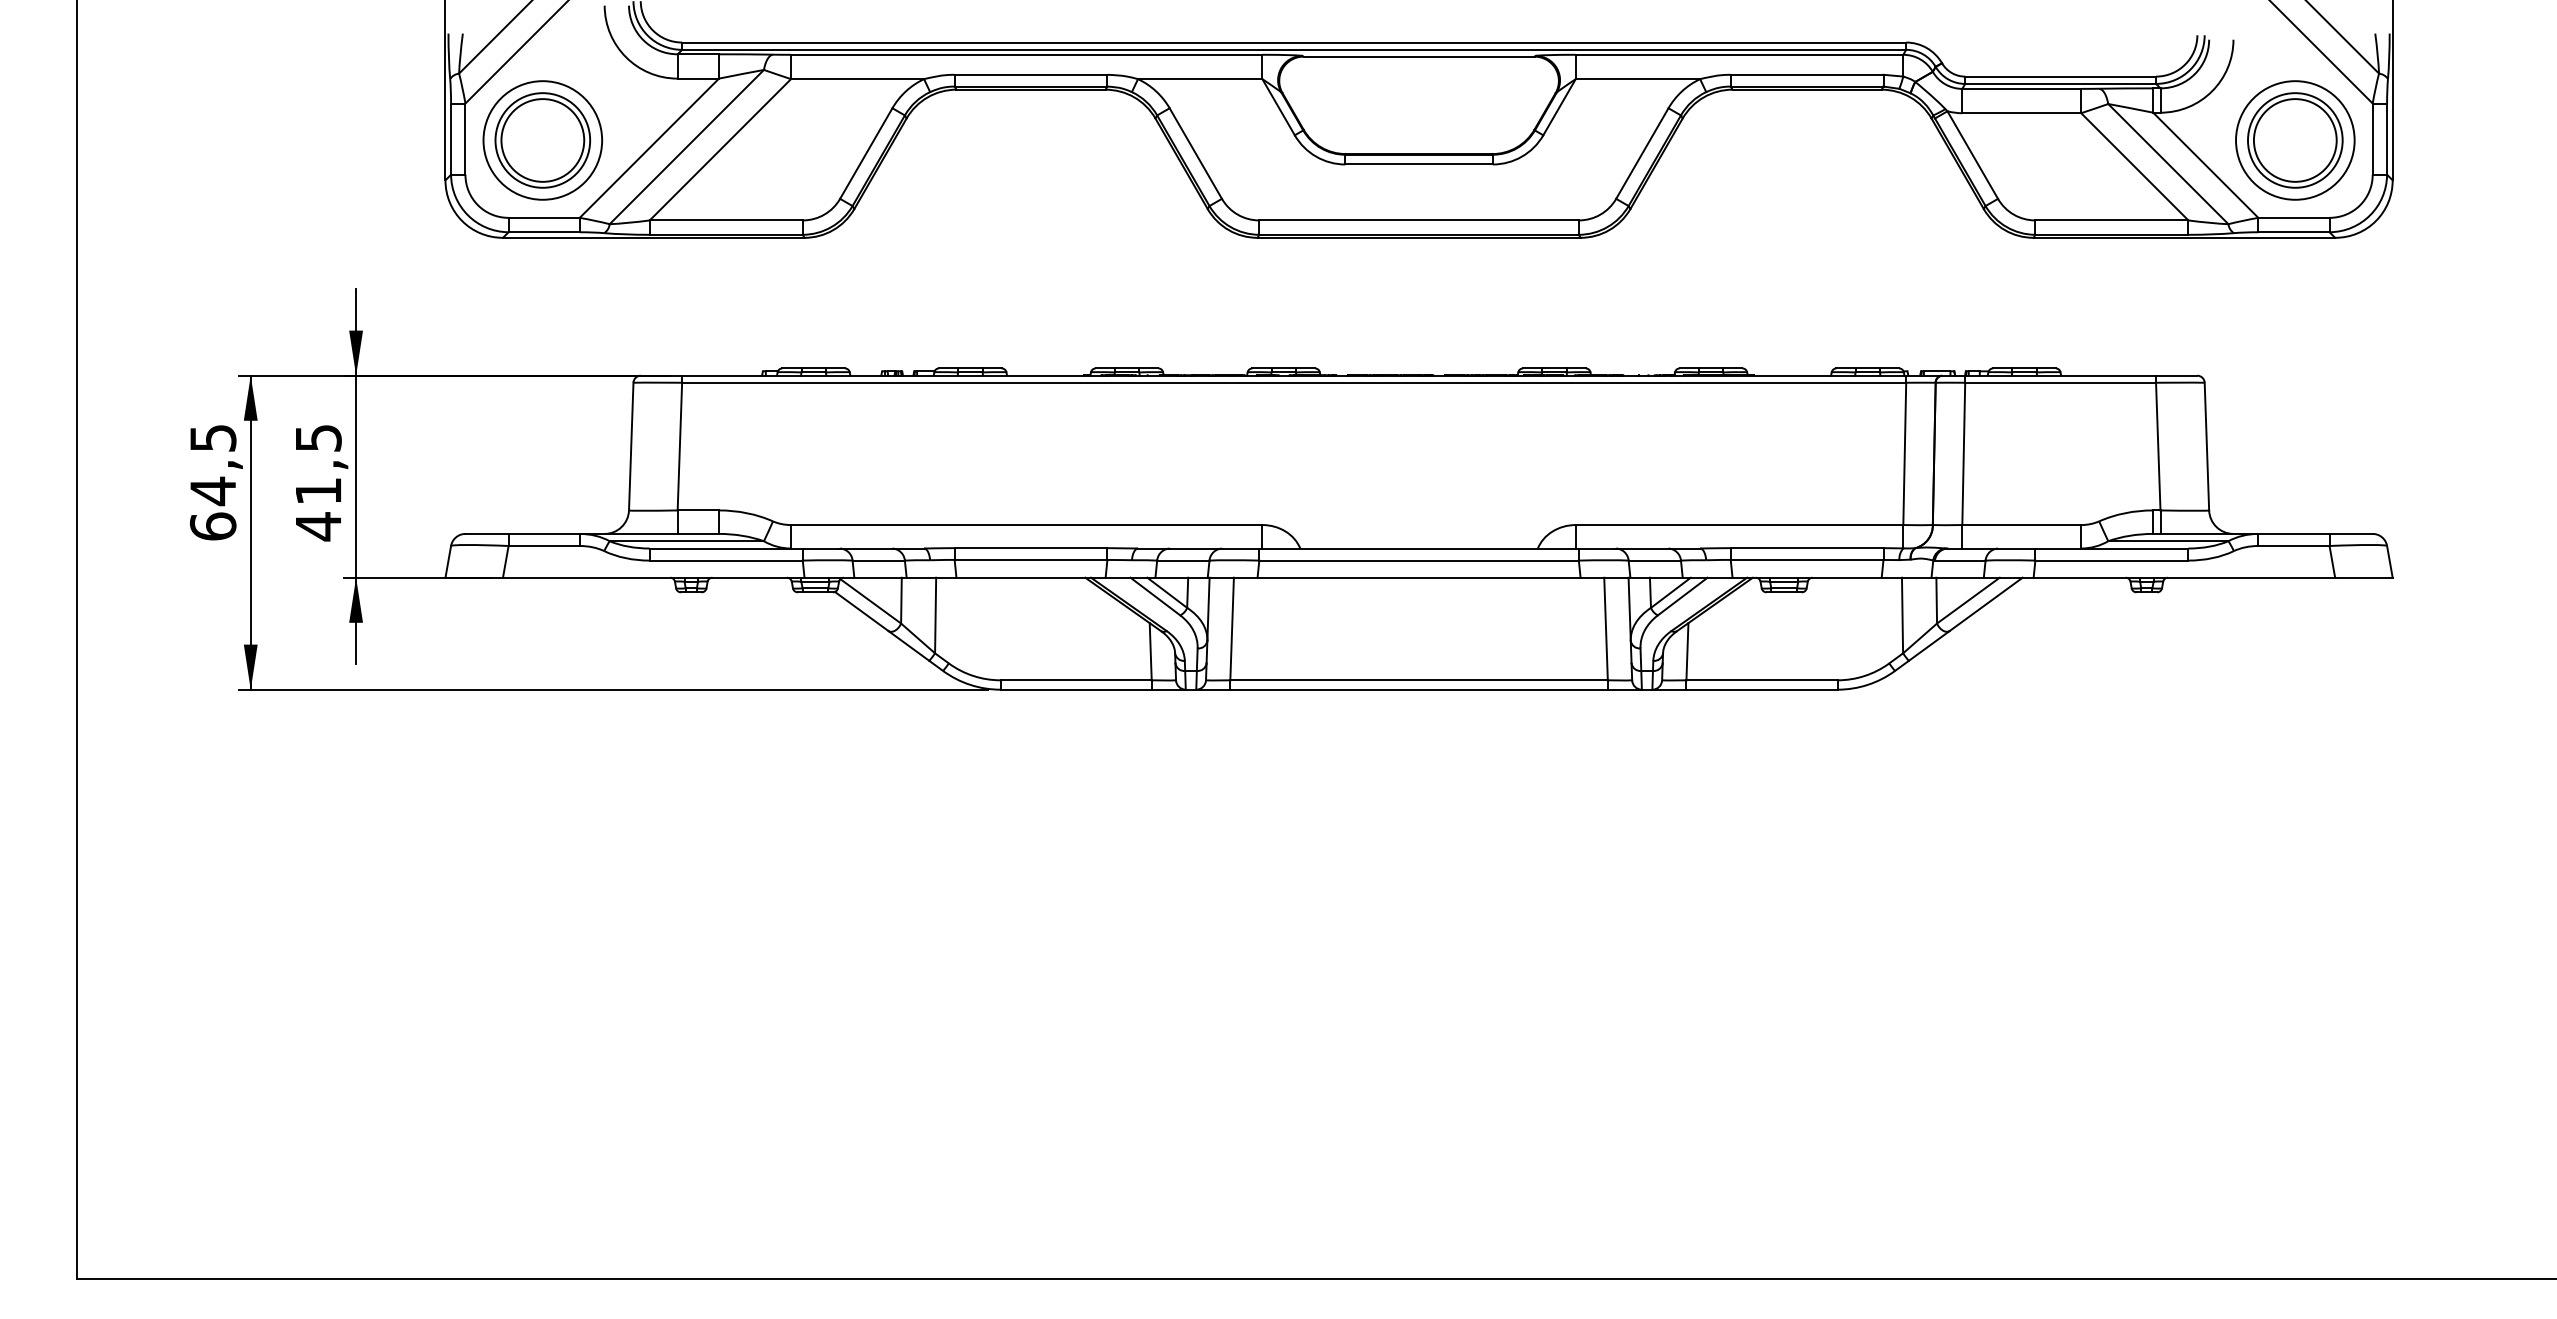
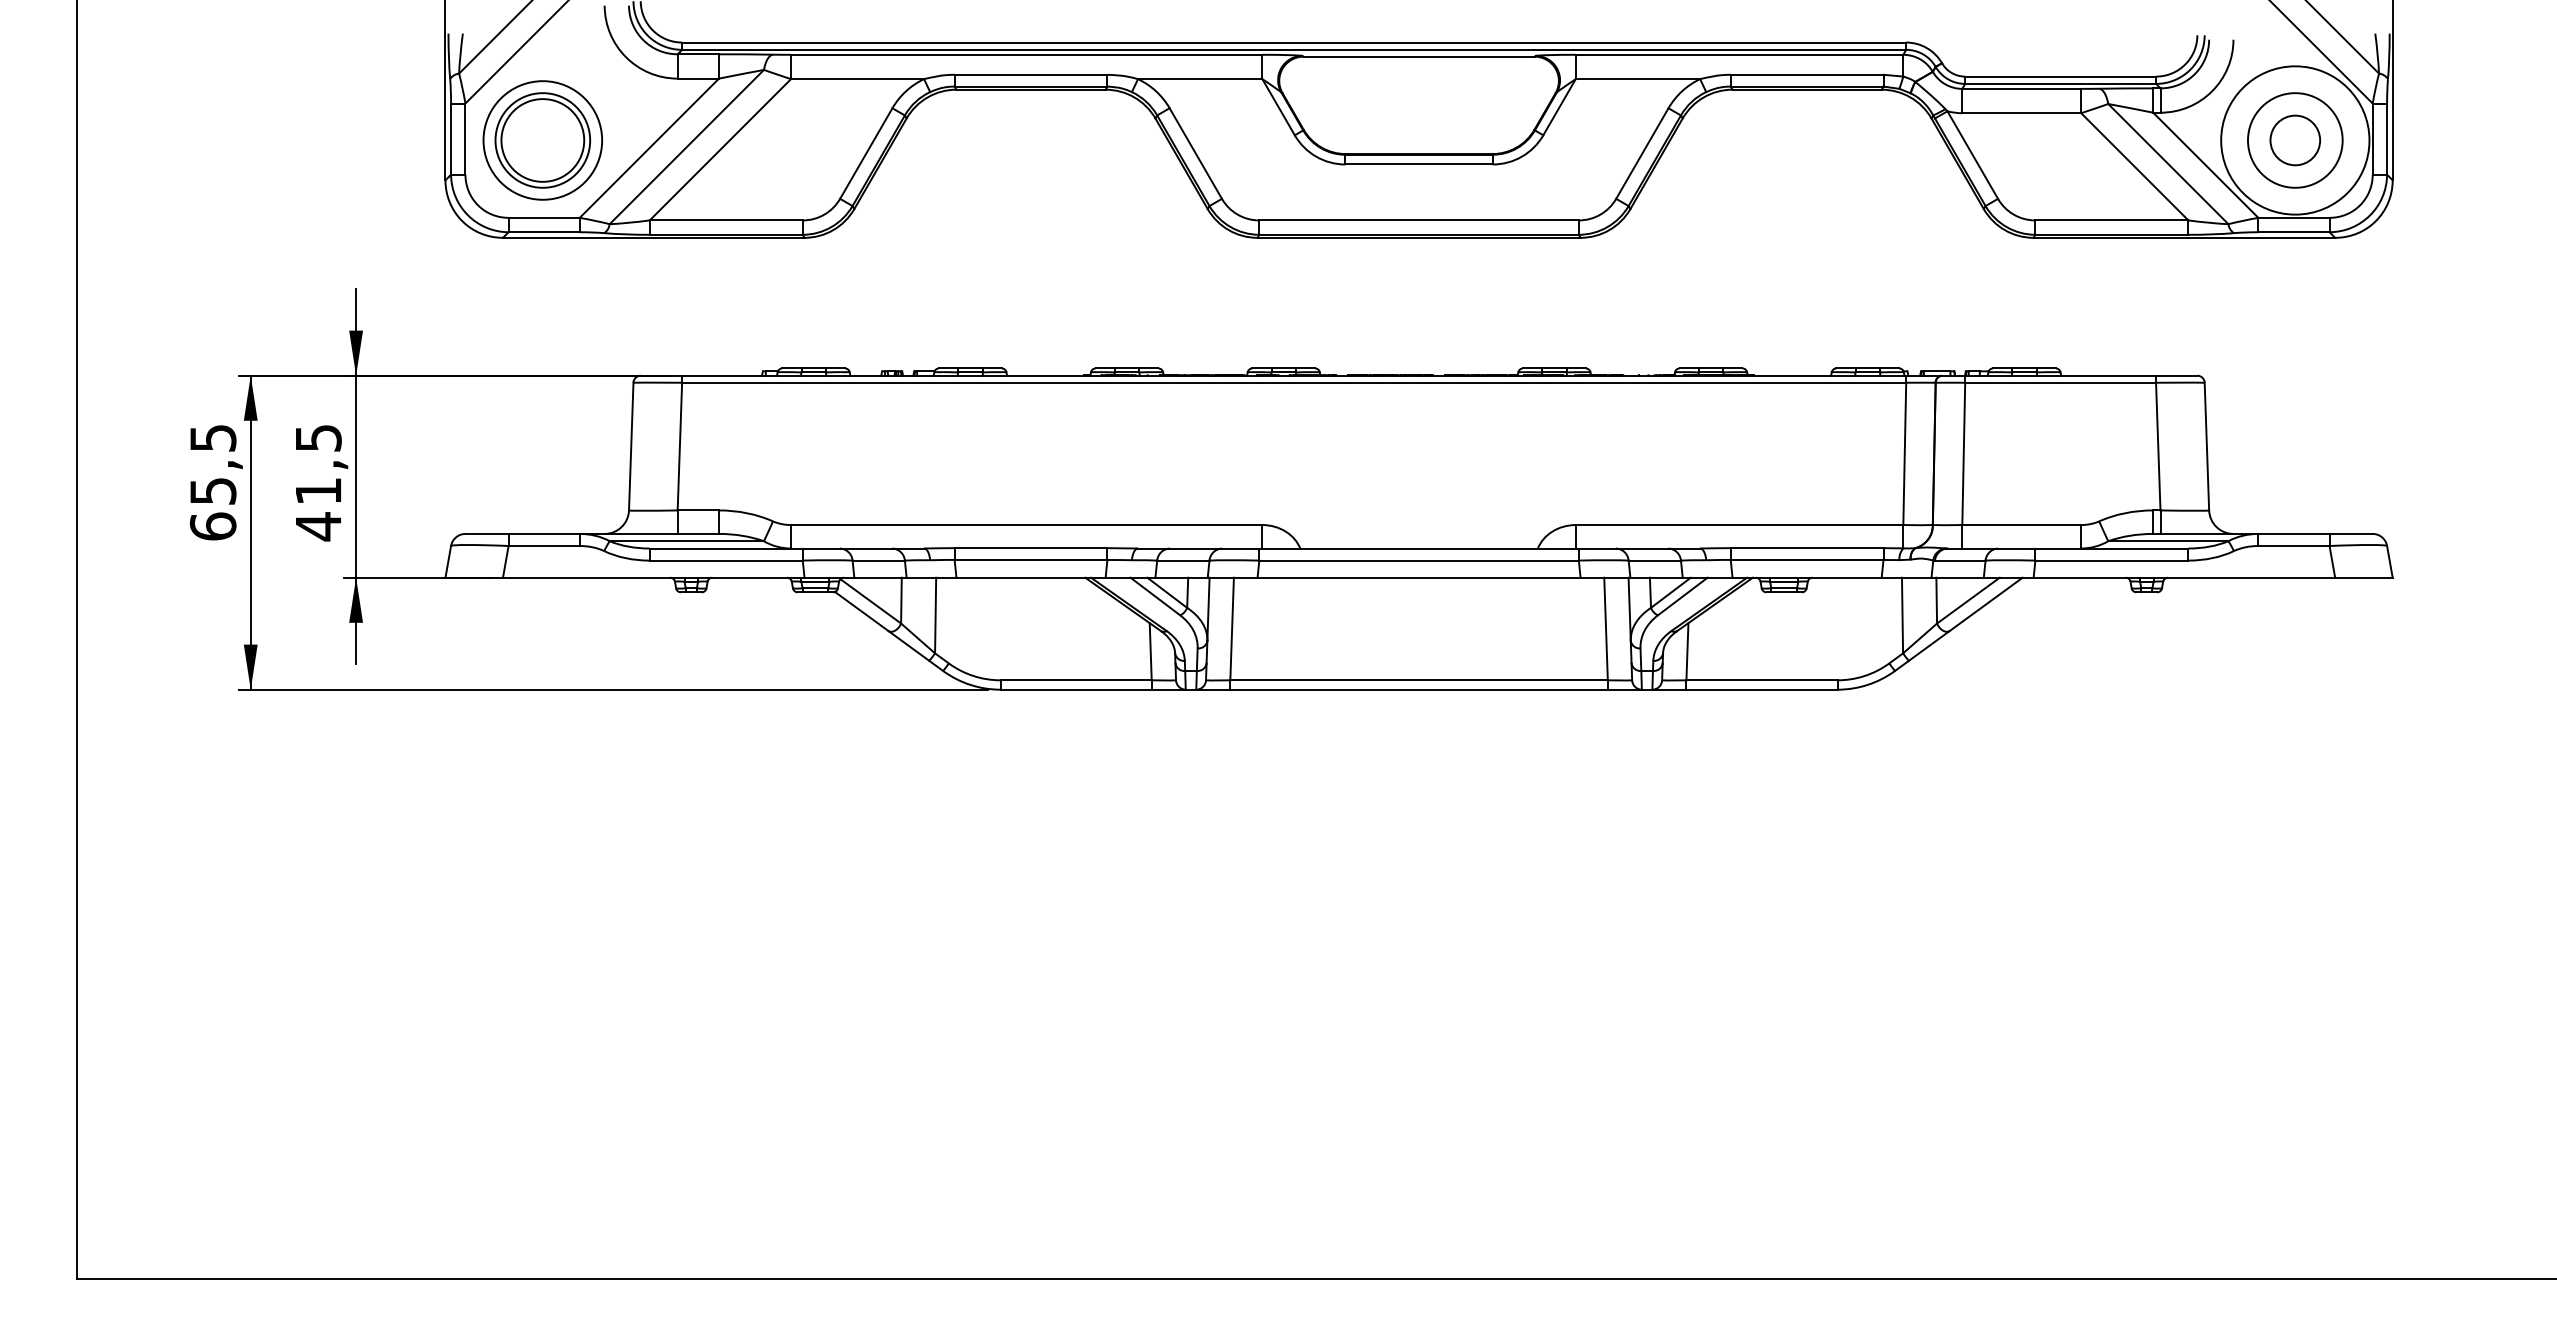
circle diameter: 83 px -> 50 px (2295, 140)
circle diameter: 119 px -> 148 px (2295, 140)
text: 64,5 -> 65,5 (213, 491)
